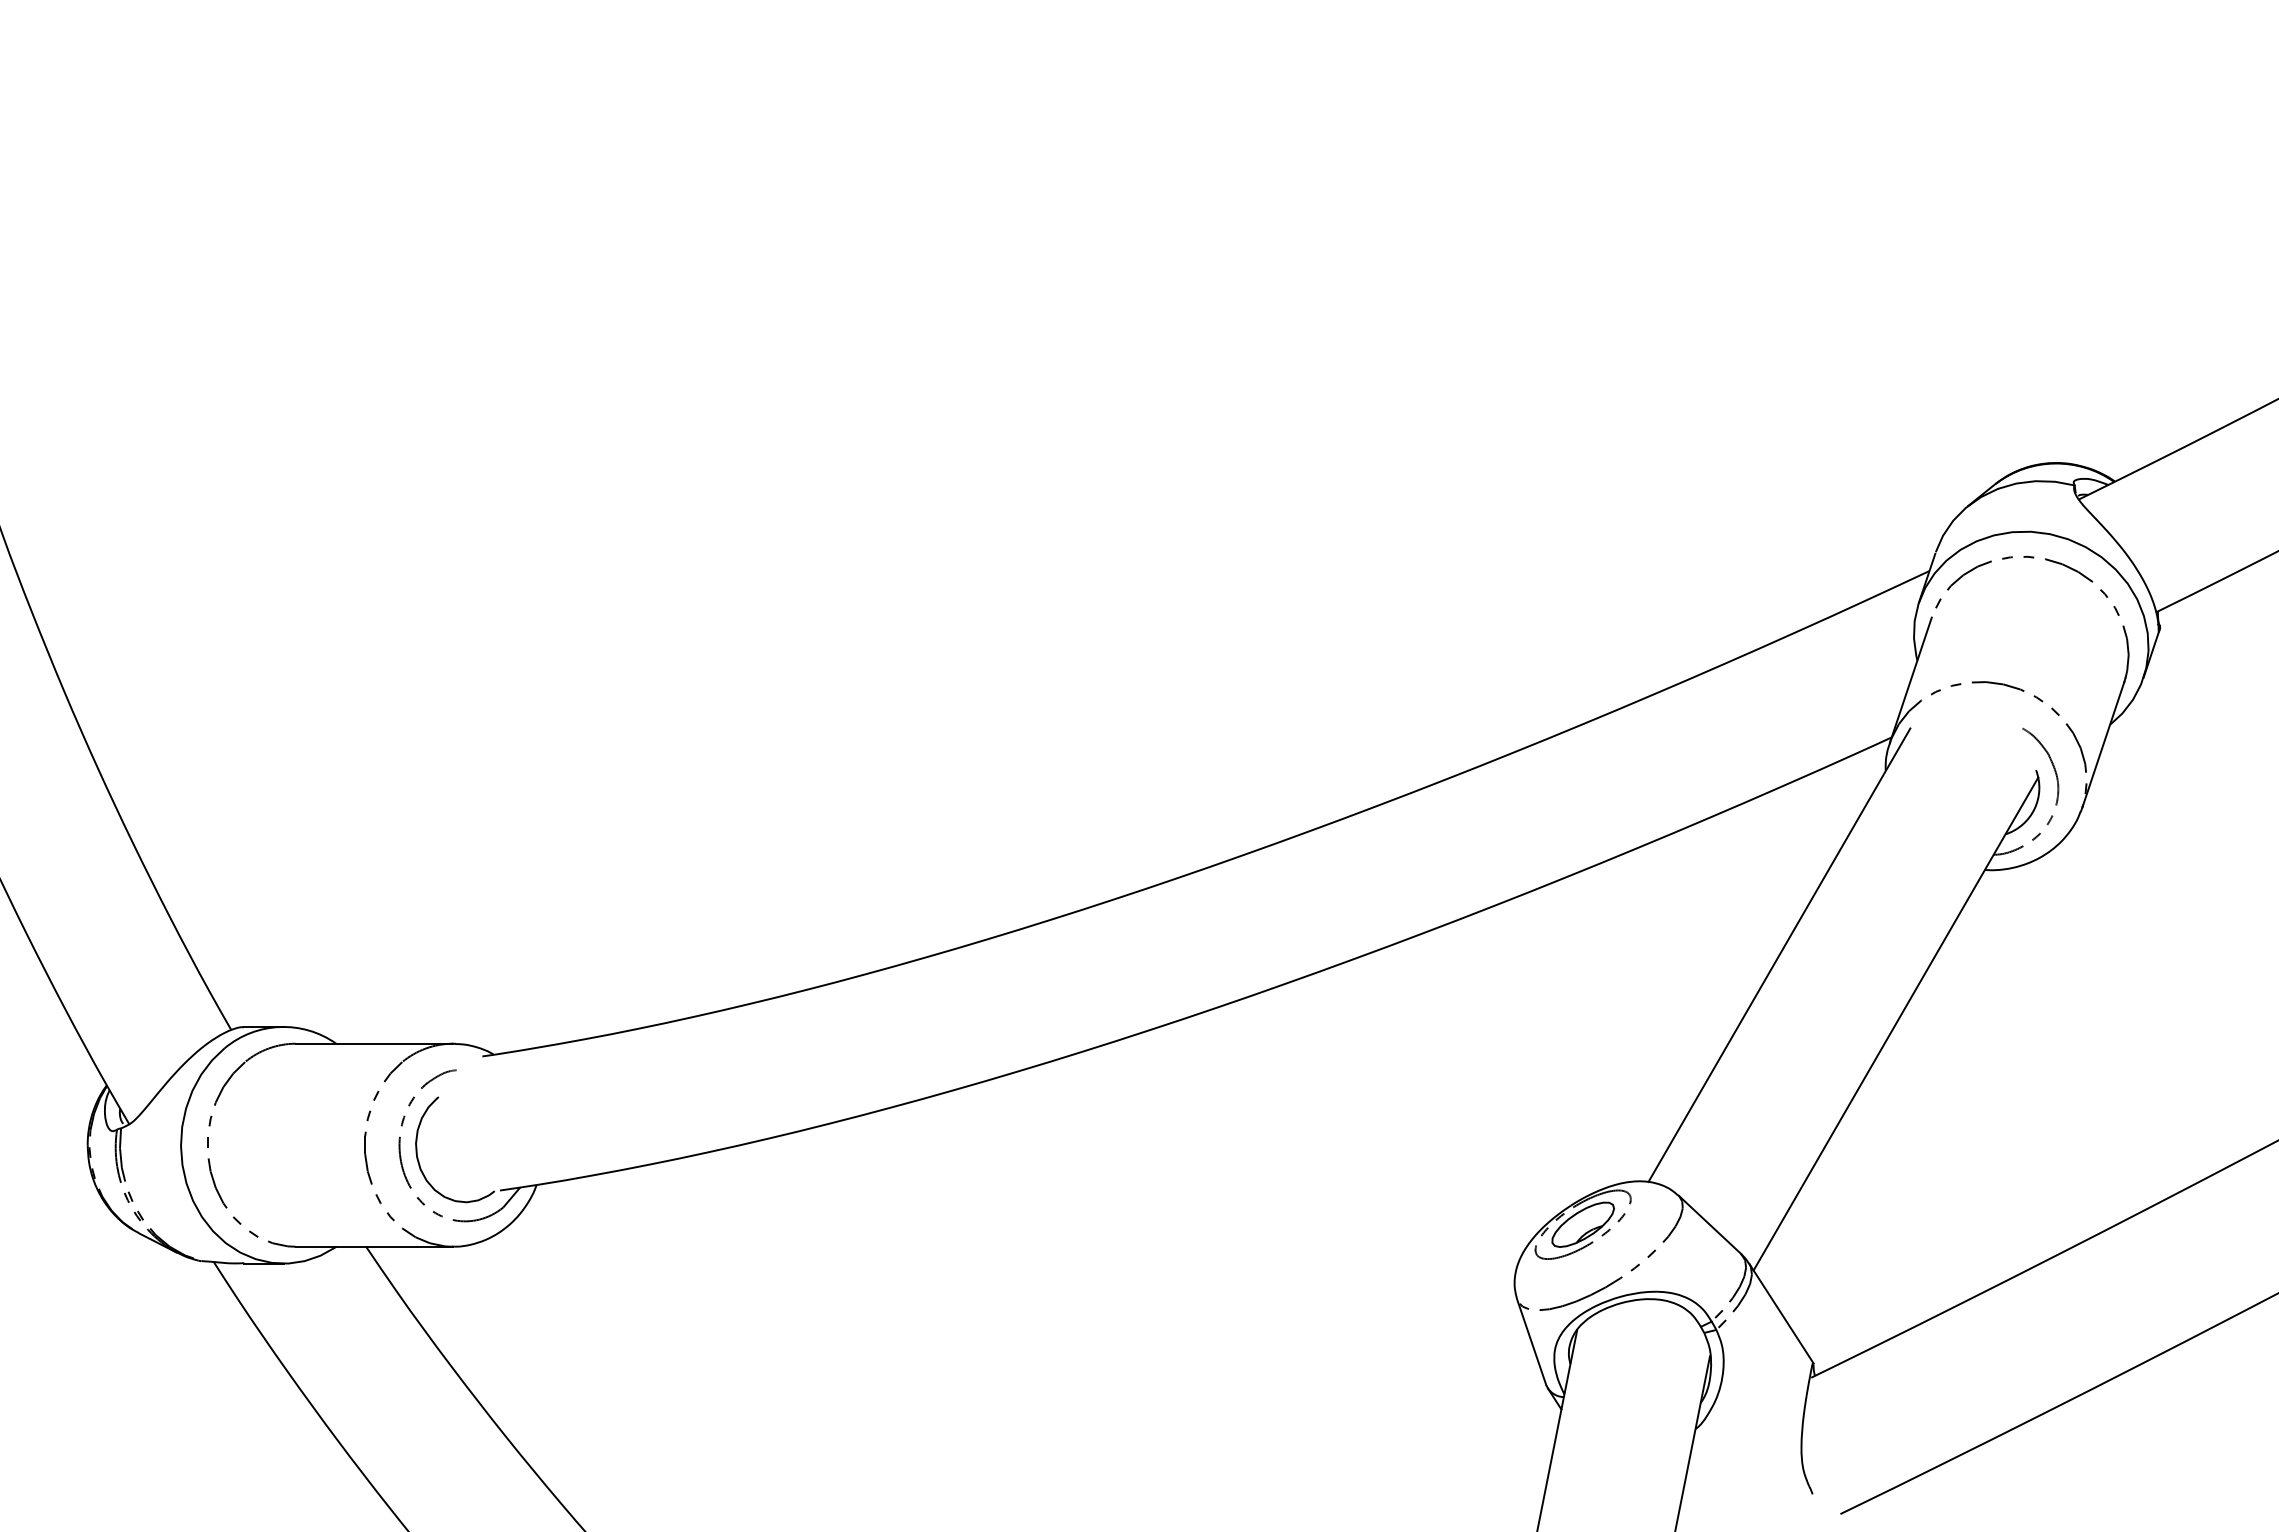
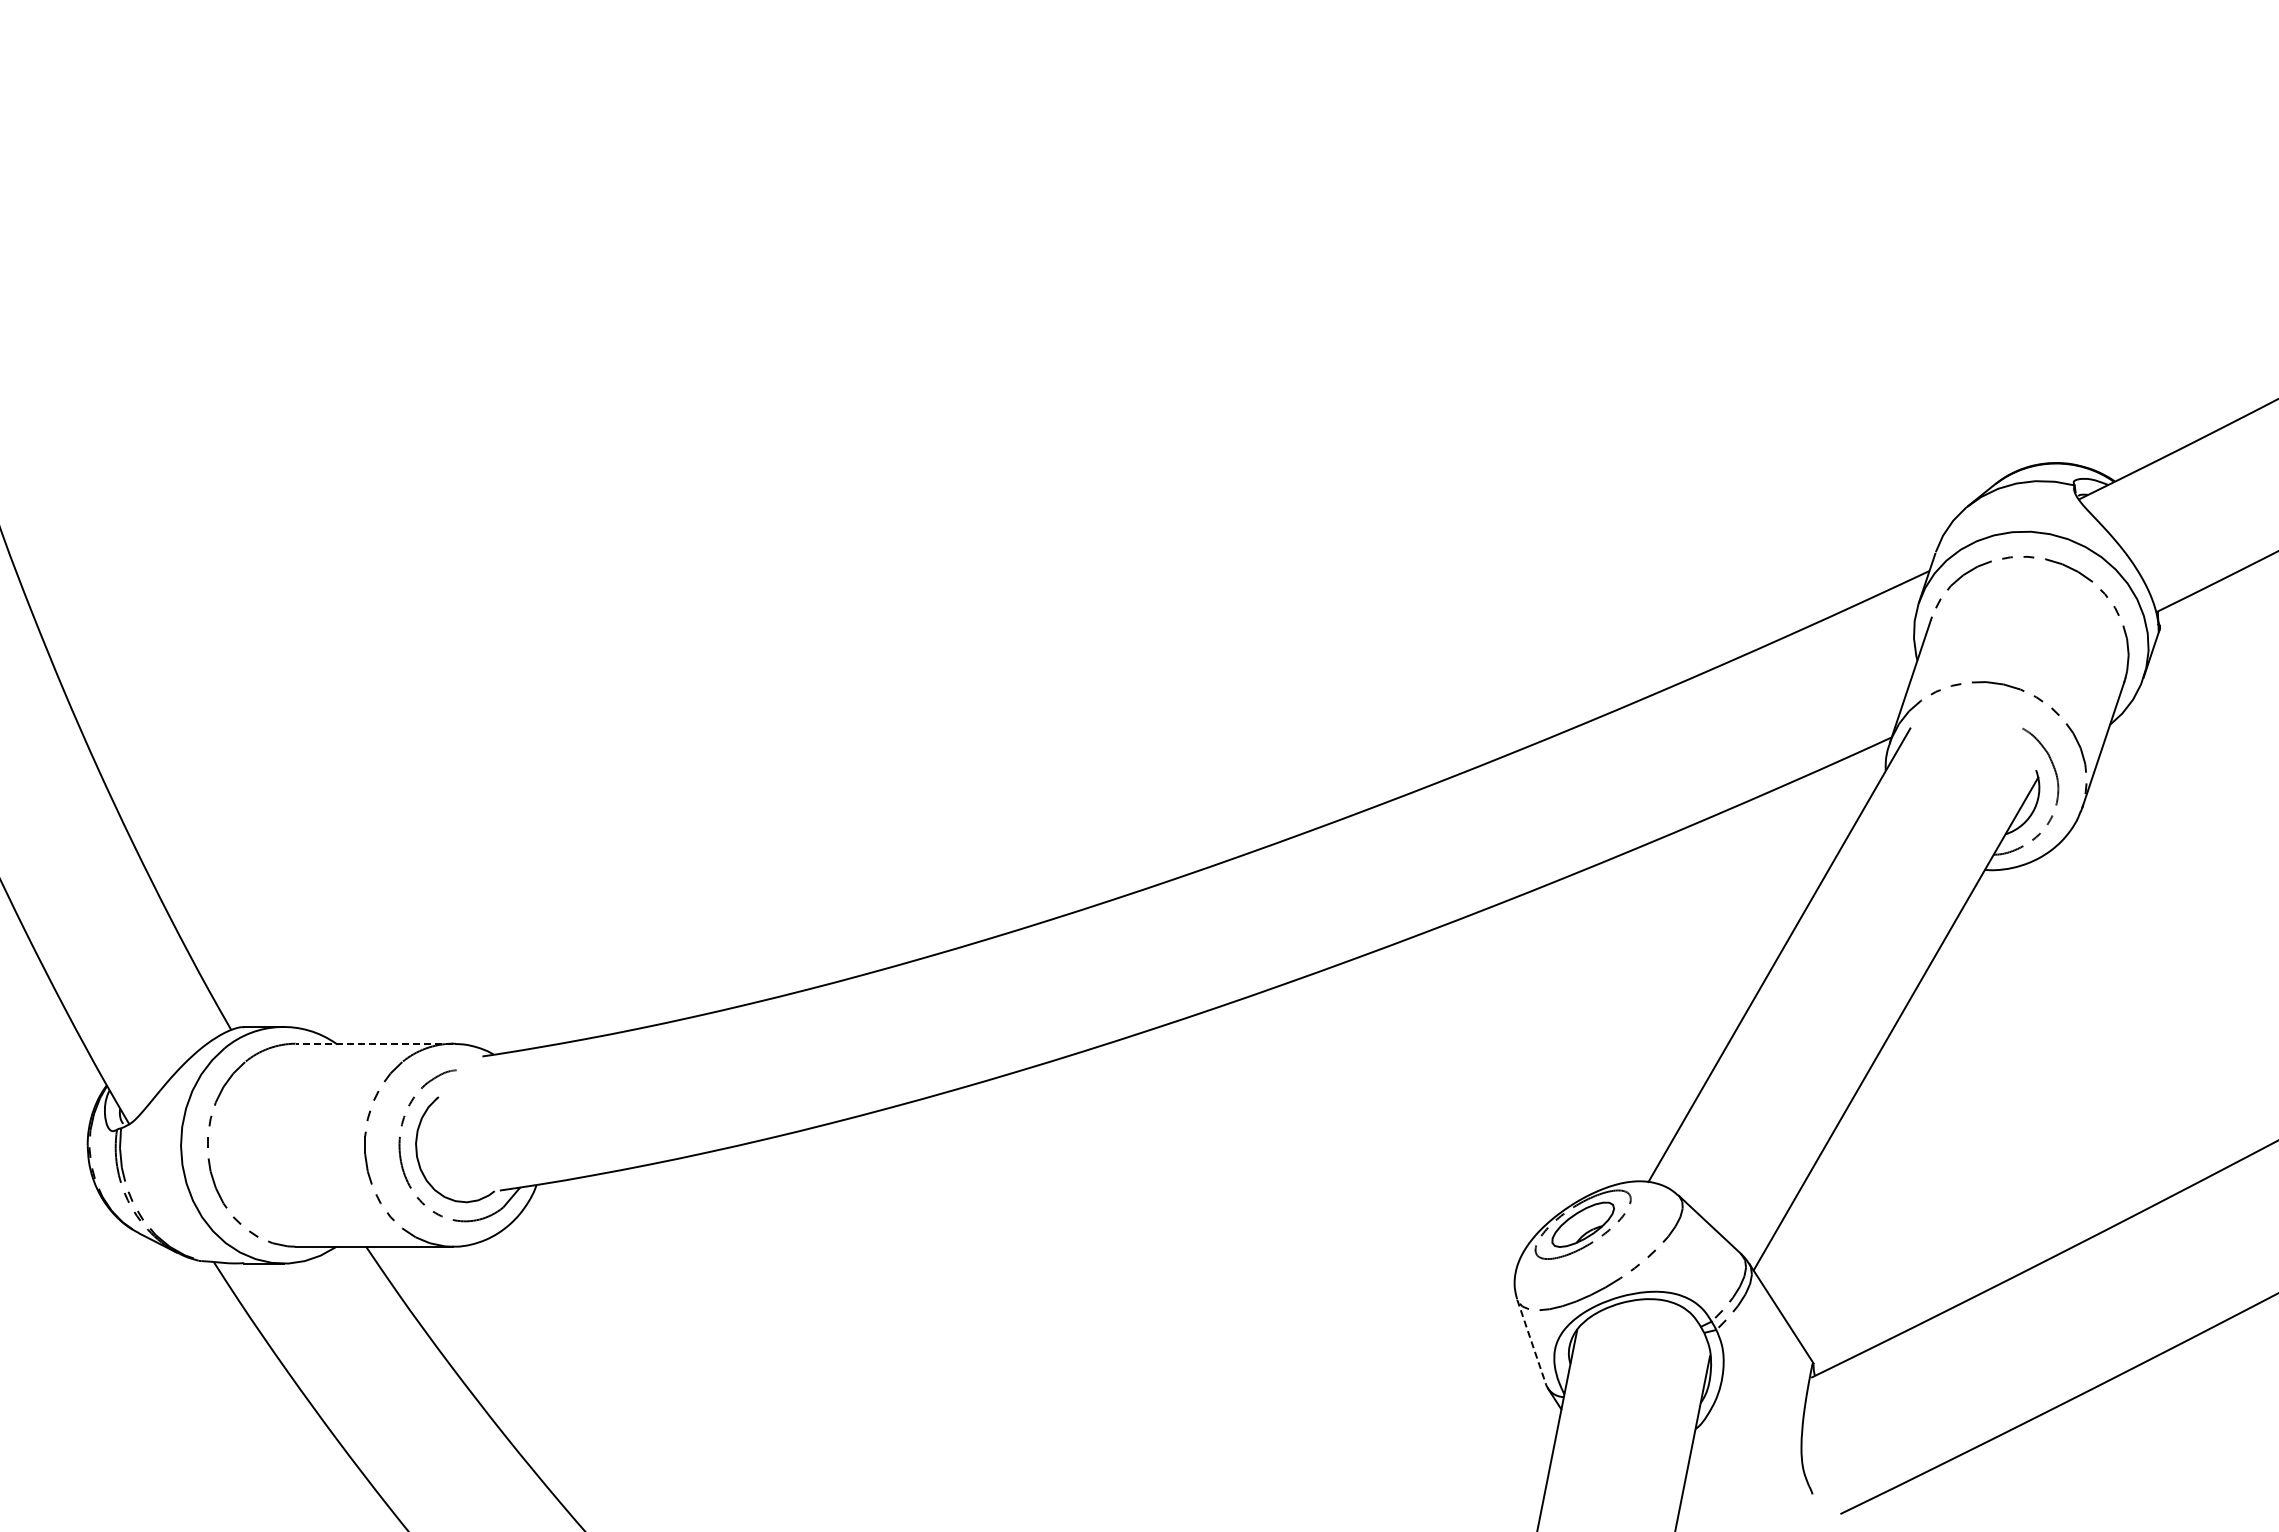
line: solid -> dashed (374, 1043)
line: solid -> dashed (1531, 1342)
